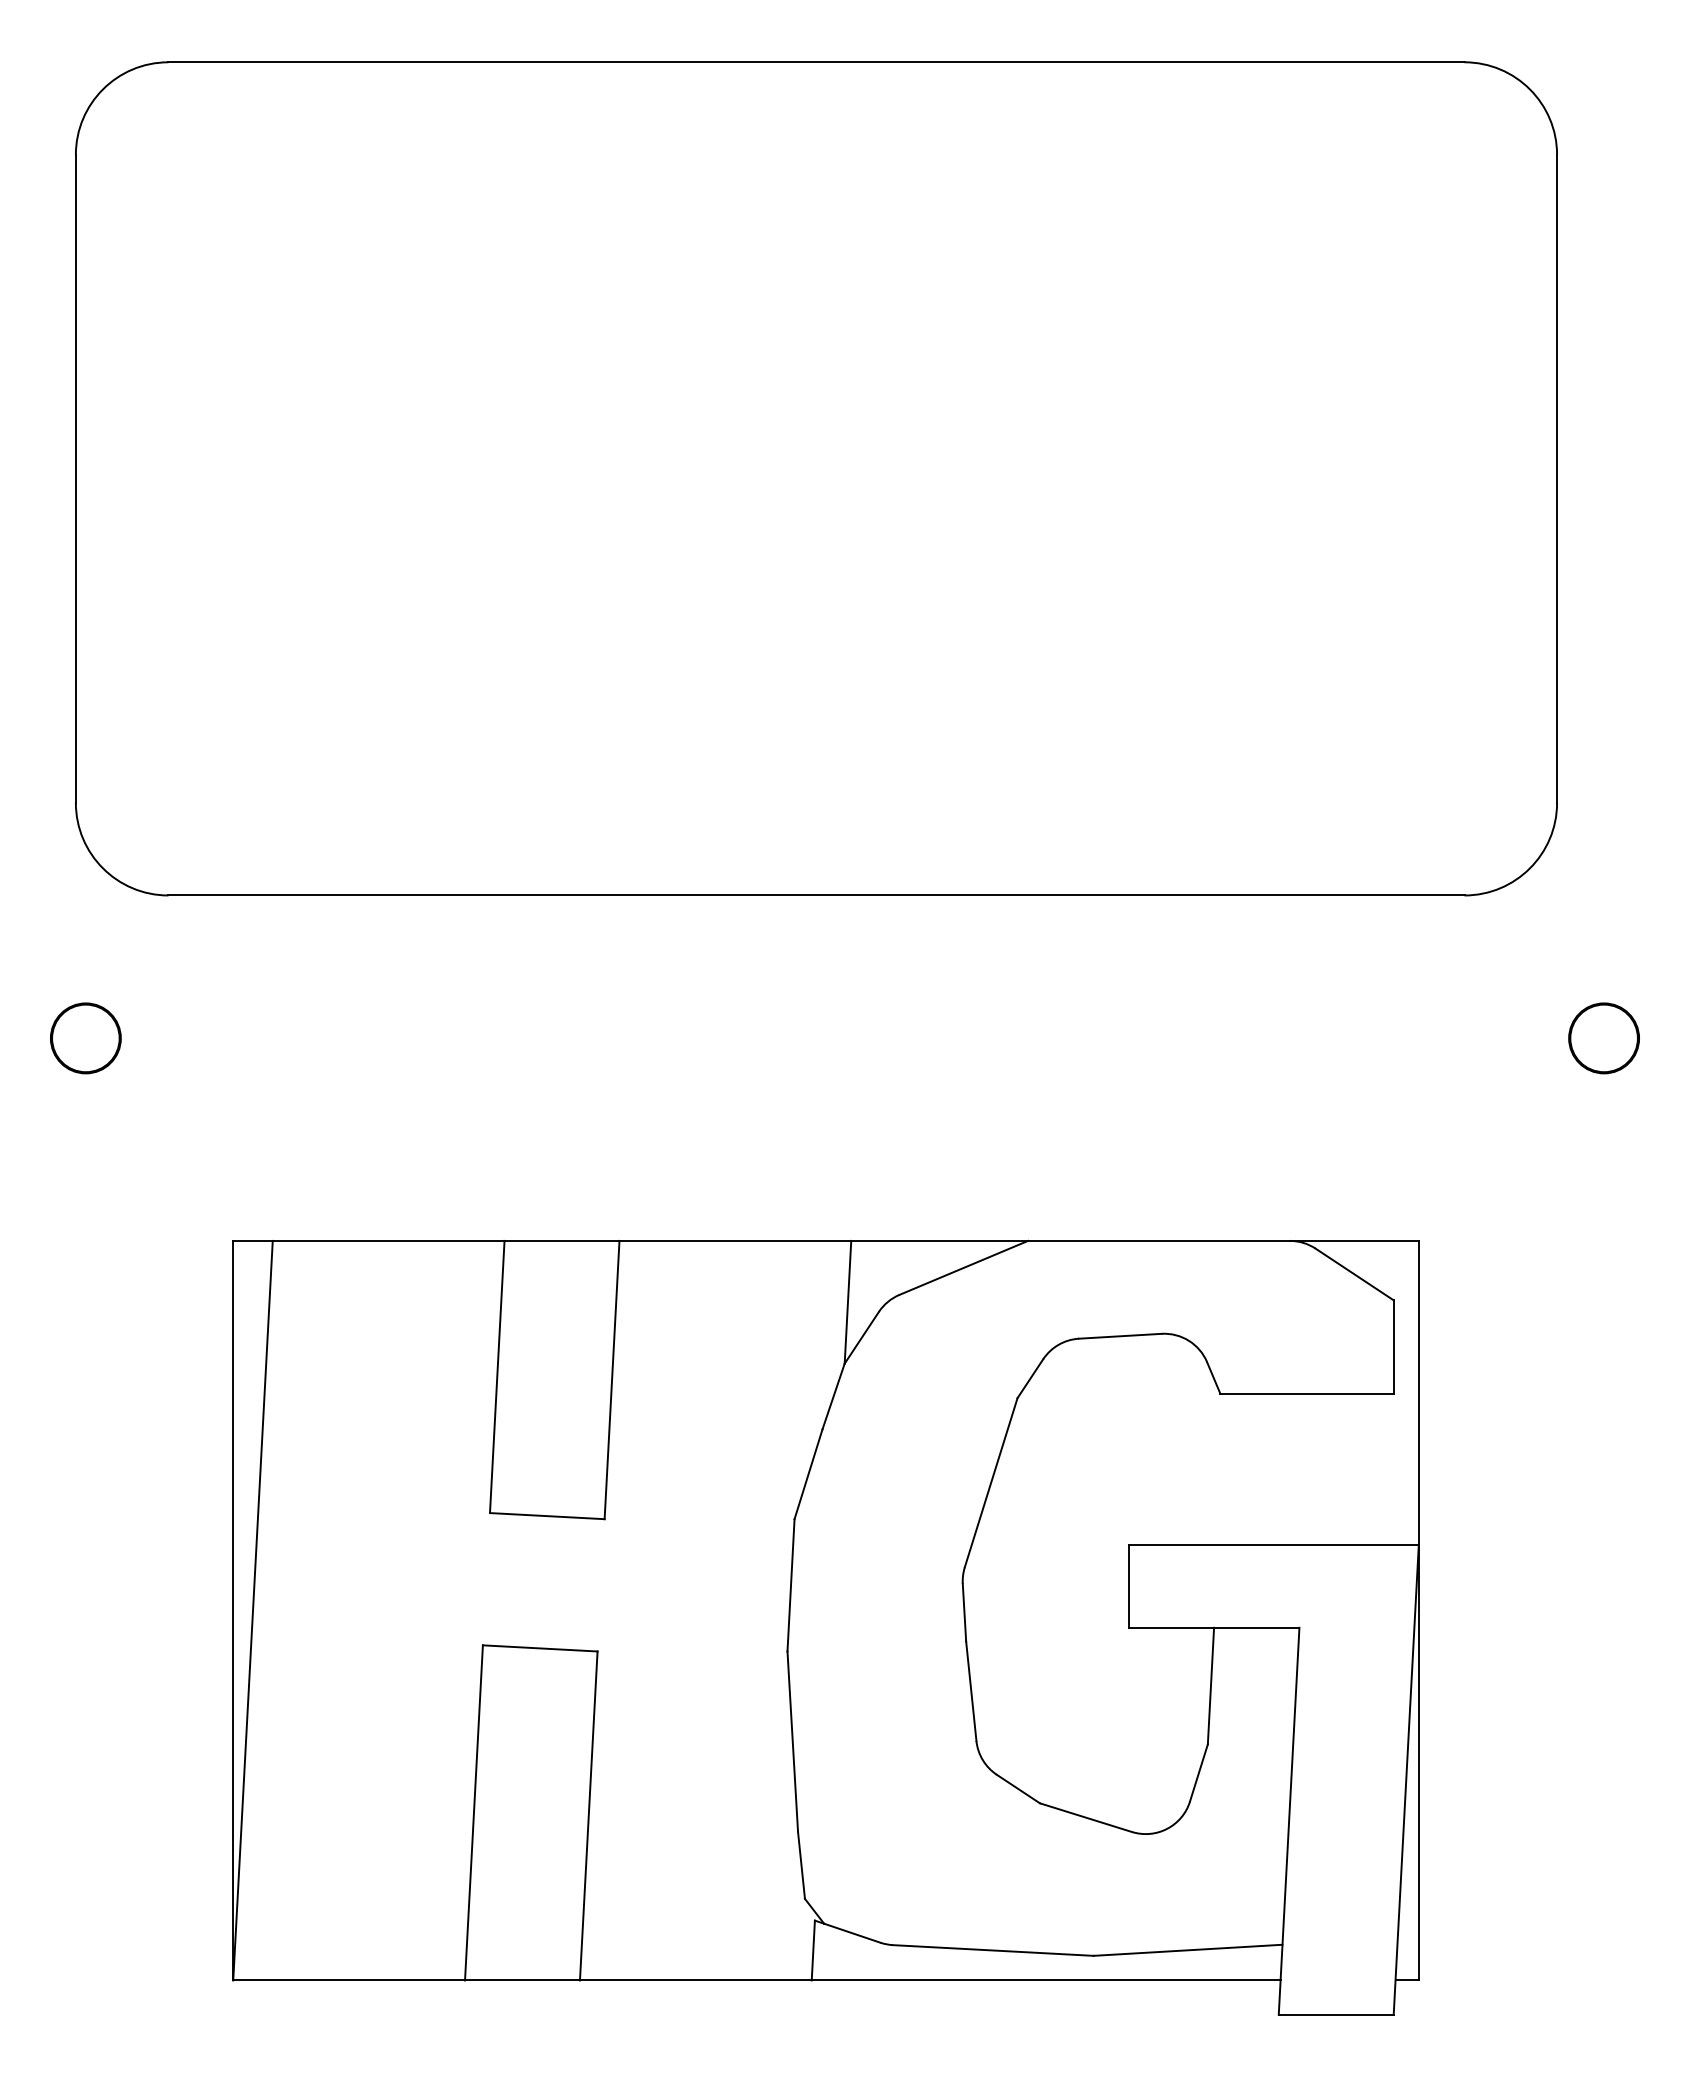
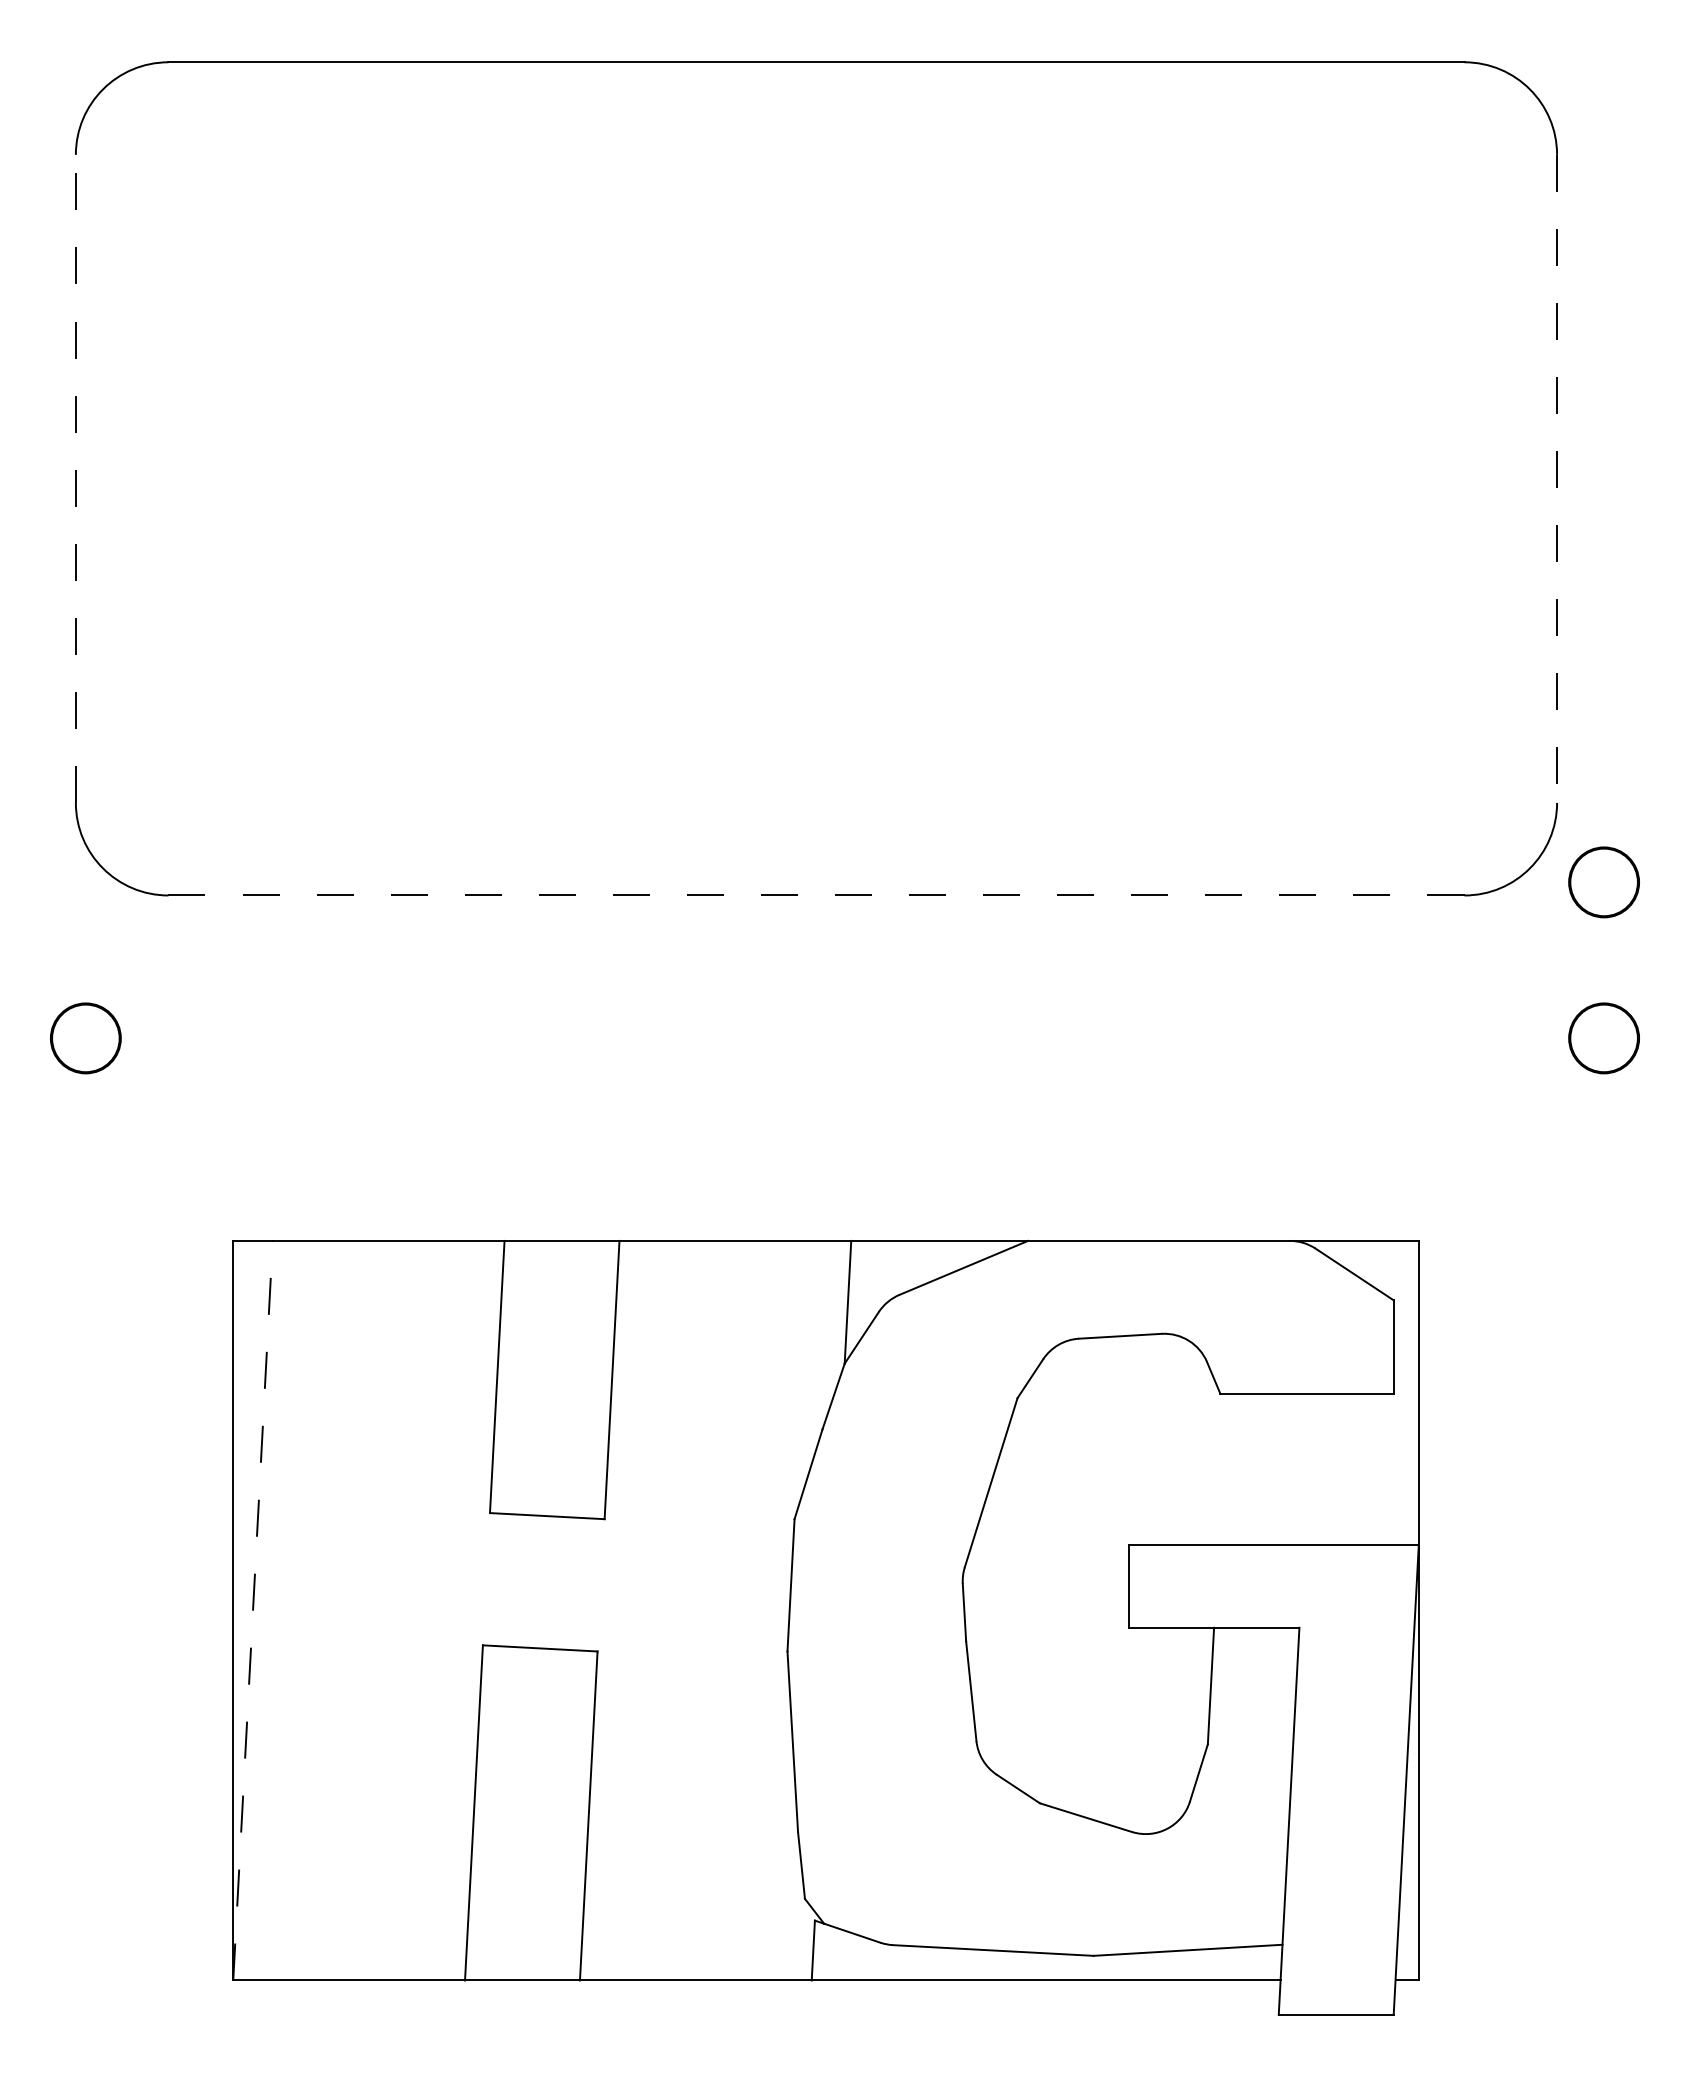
line: solid -> dashed (75, 478)
line: solid -> dashed (1557, 479)
part: none -> present (1603, 882)
line: solid -> dashed (815, 895)
line: solid -> dashed (253, 1610)
